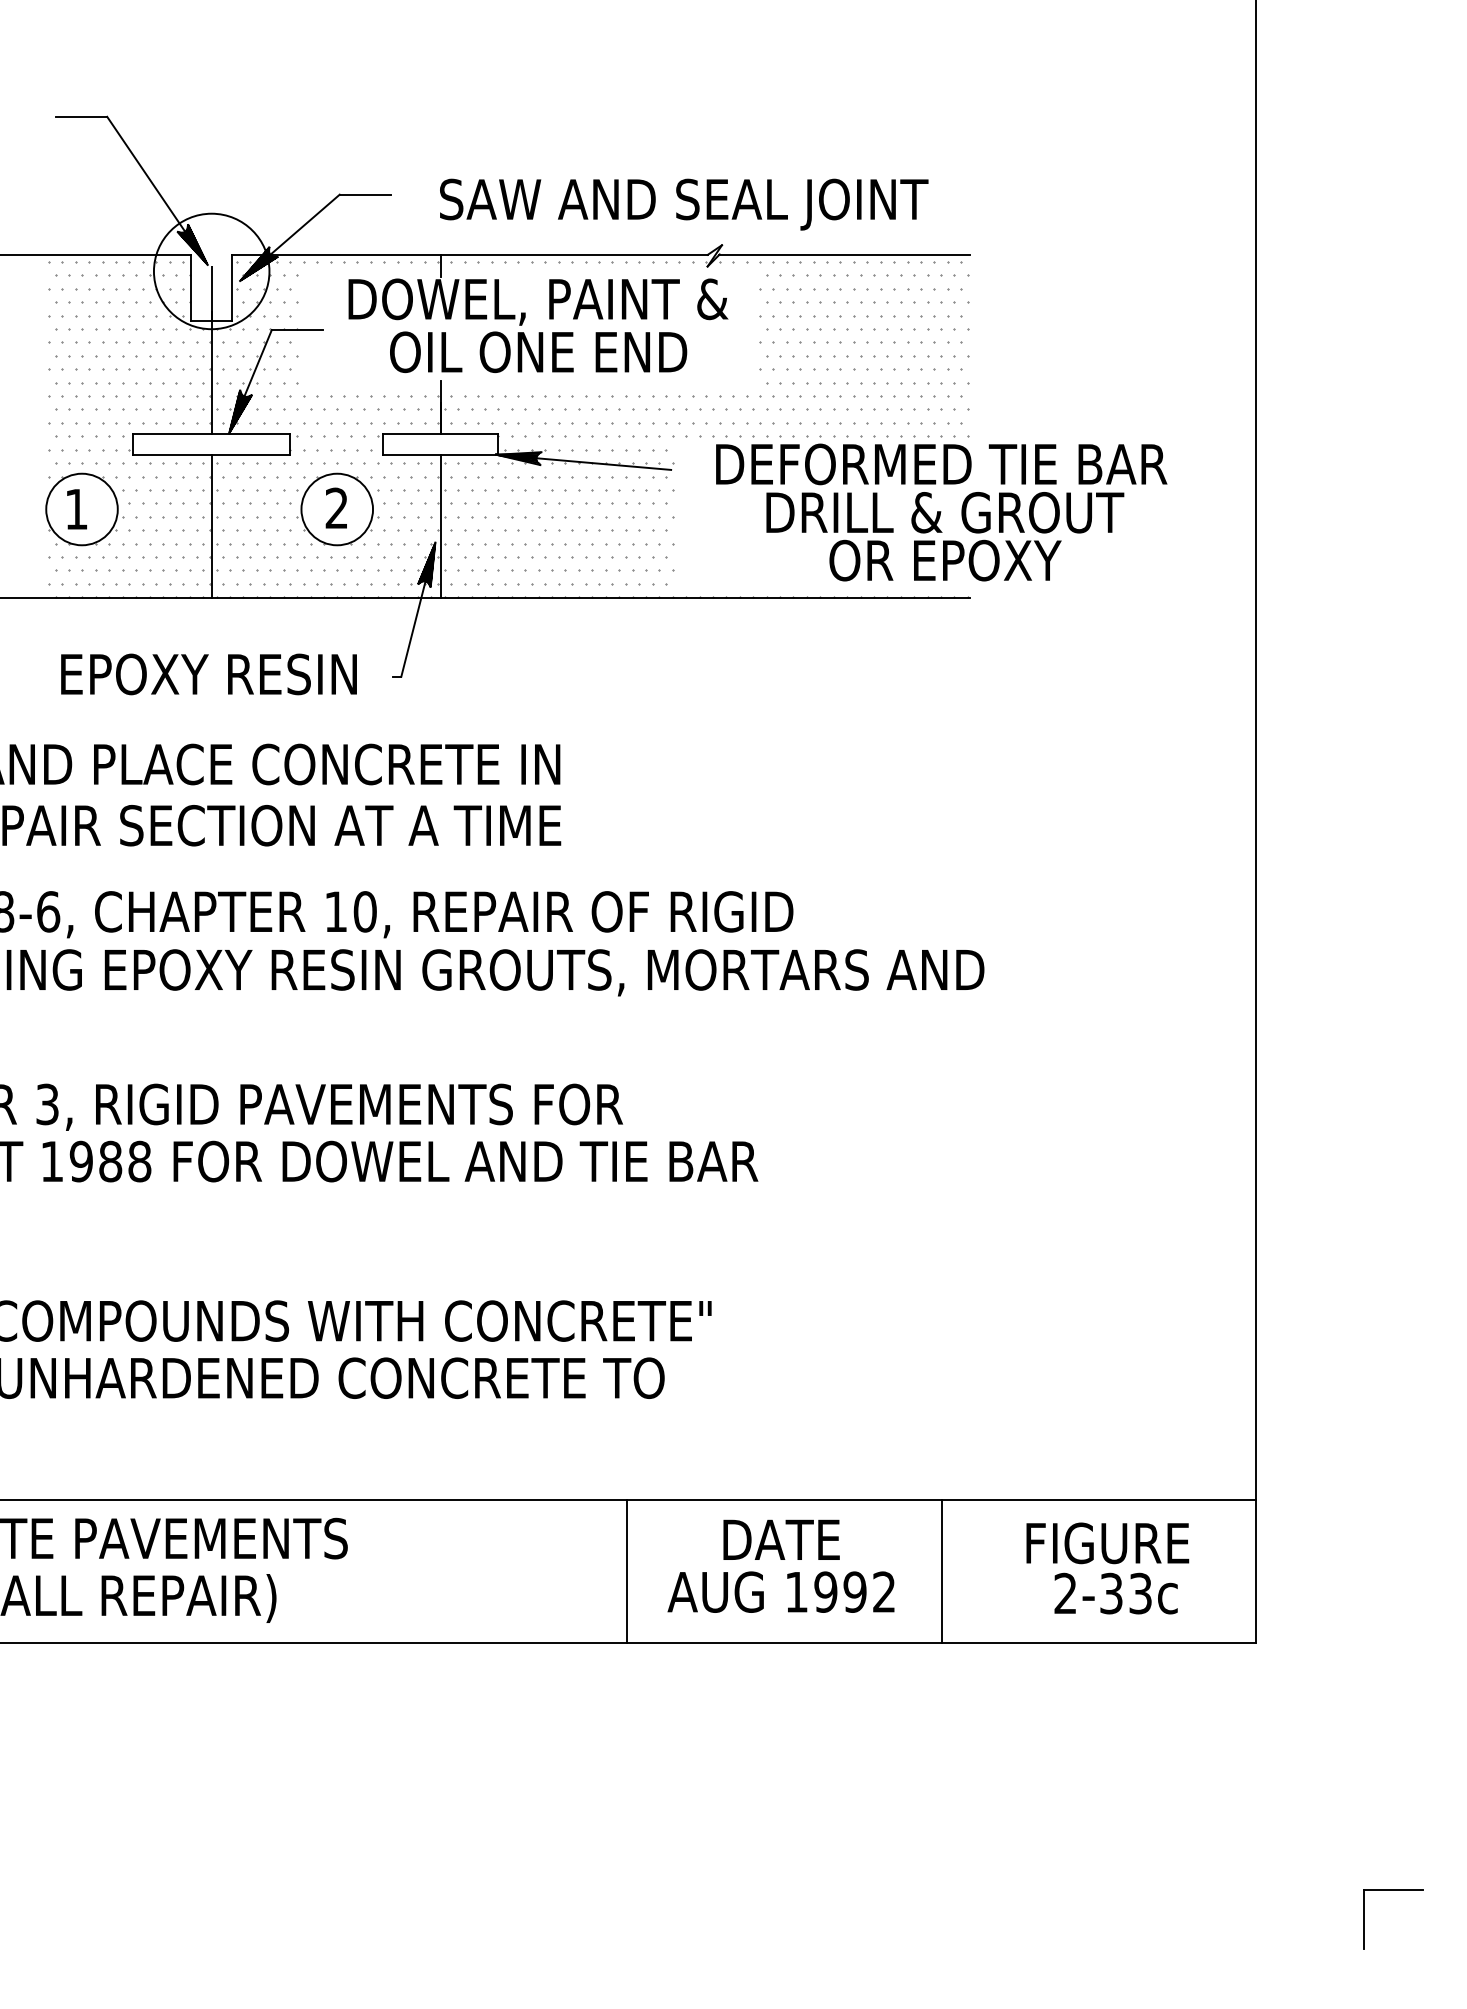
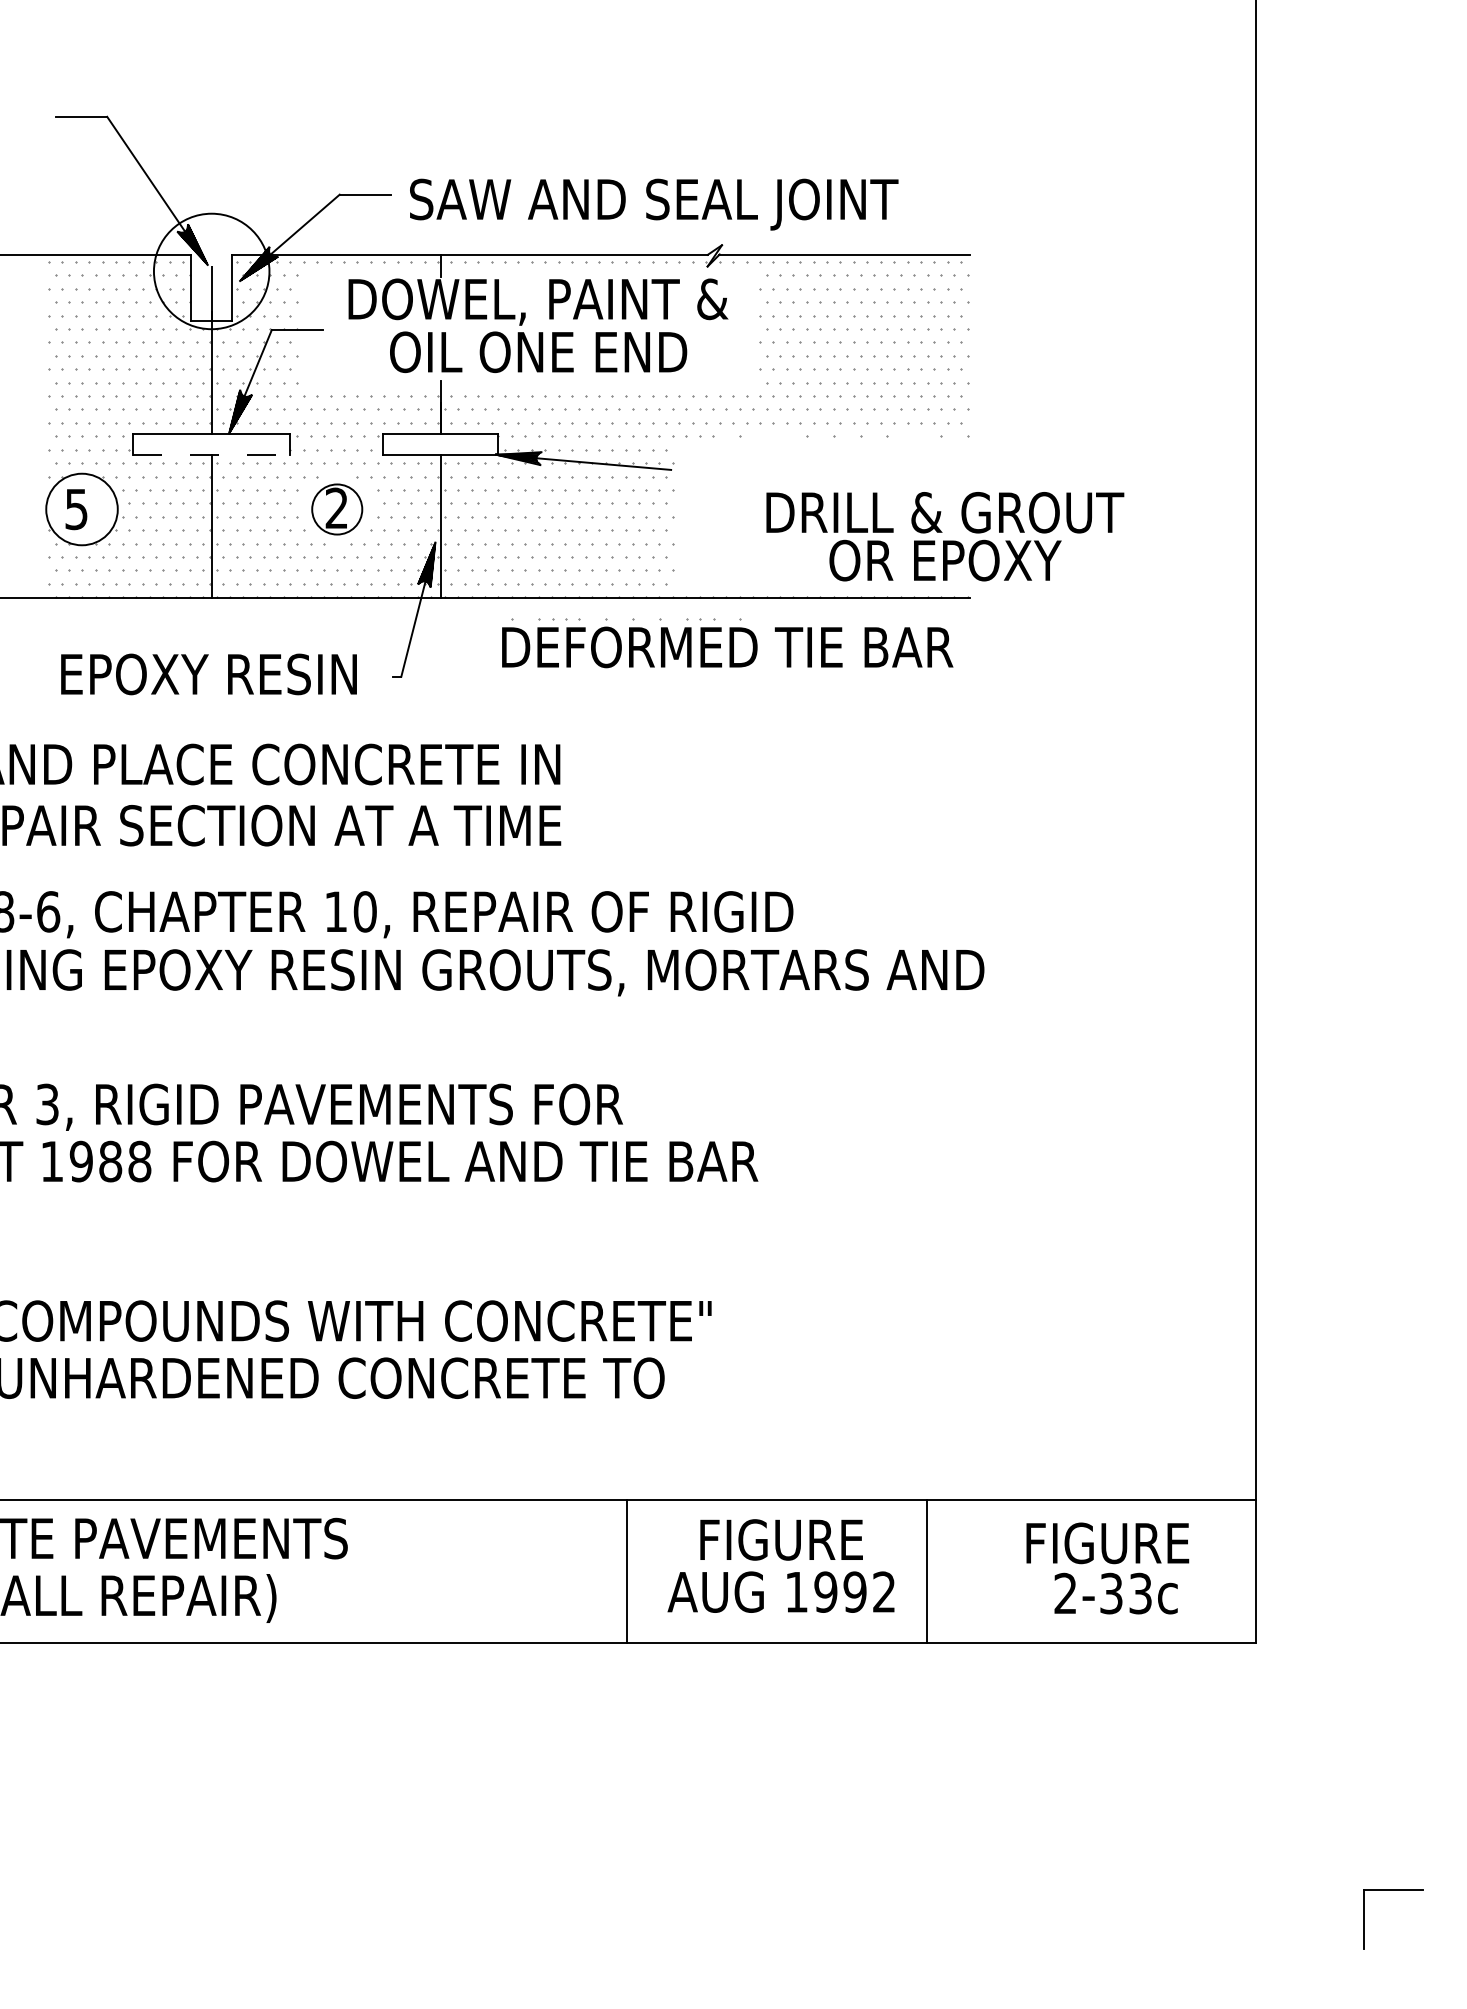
text position: (684, 204) -> (654, 204) (654, 204)
line: solid -> dashed (211, 455)
part position: (941, 460) -> (727, 643) (727, 643)
text: 1 -> 5 (76, 509)
circle diameter: 72 px -> 50 px (337, 509)
text: DATE -> FIGURE (781, 1539)
line position: (941, 1570) -> (926, 1570) (926, 1570)
